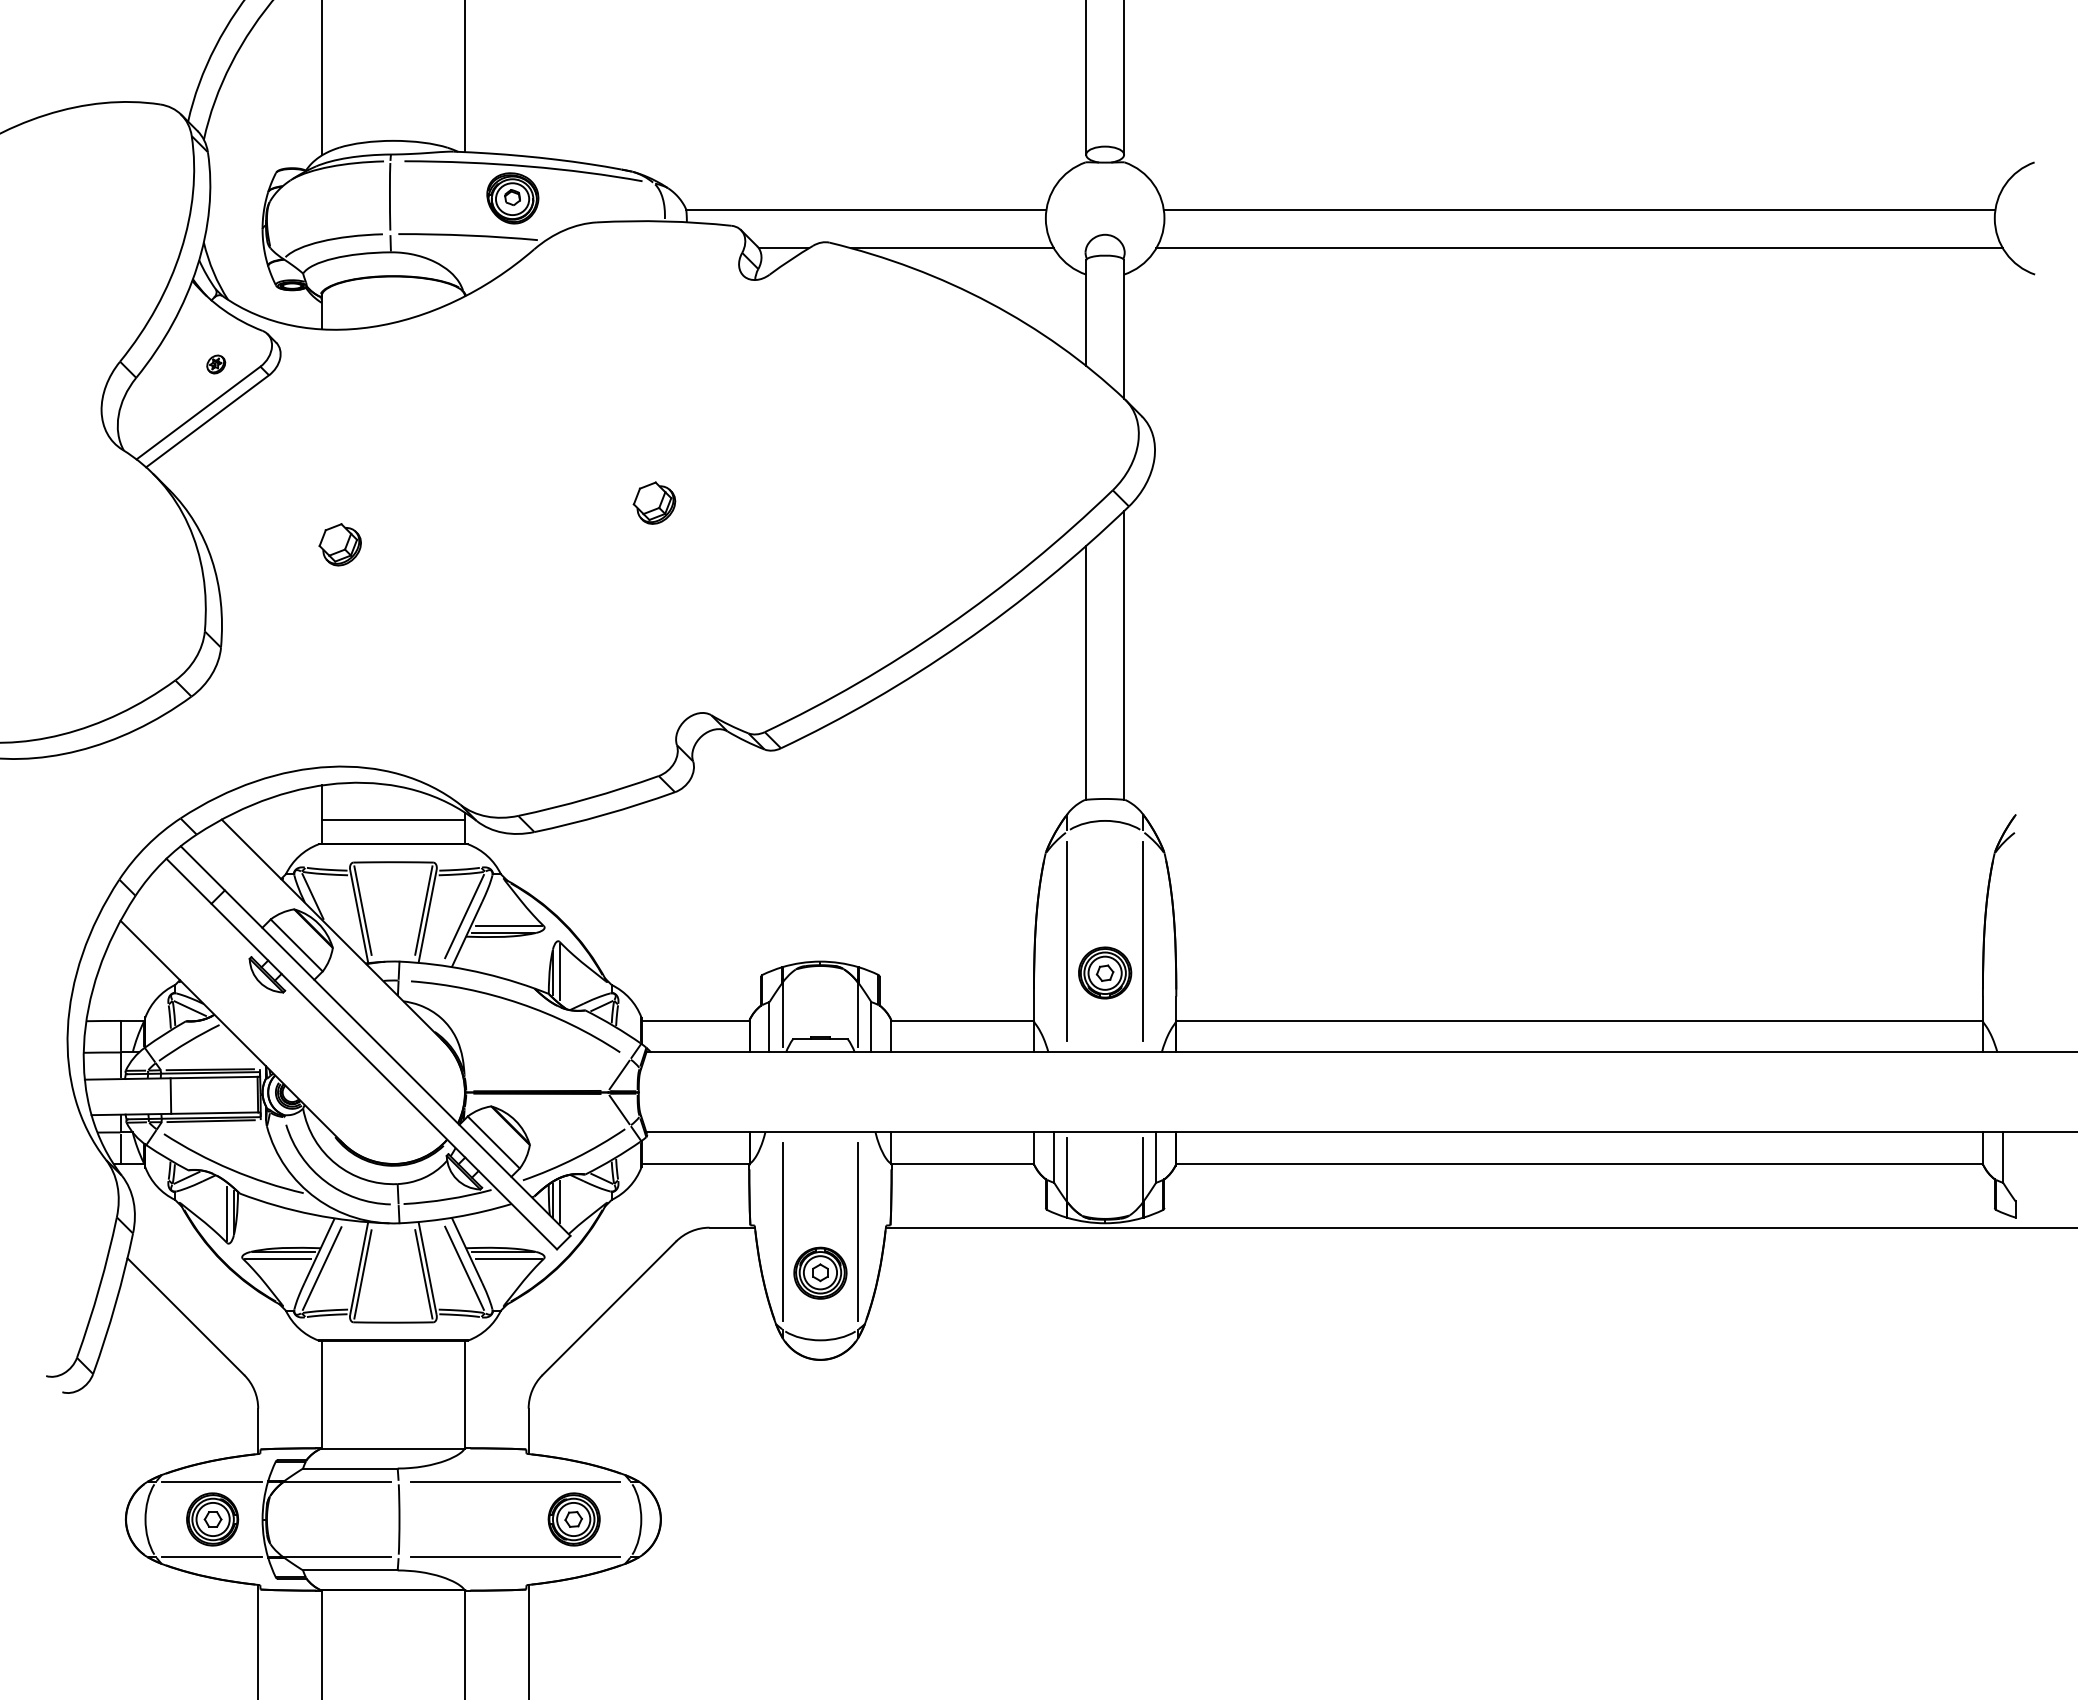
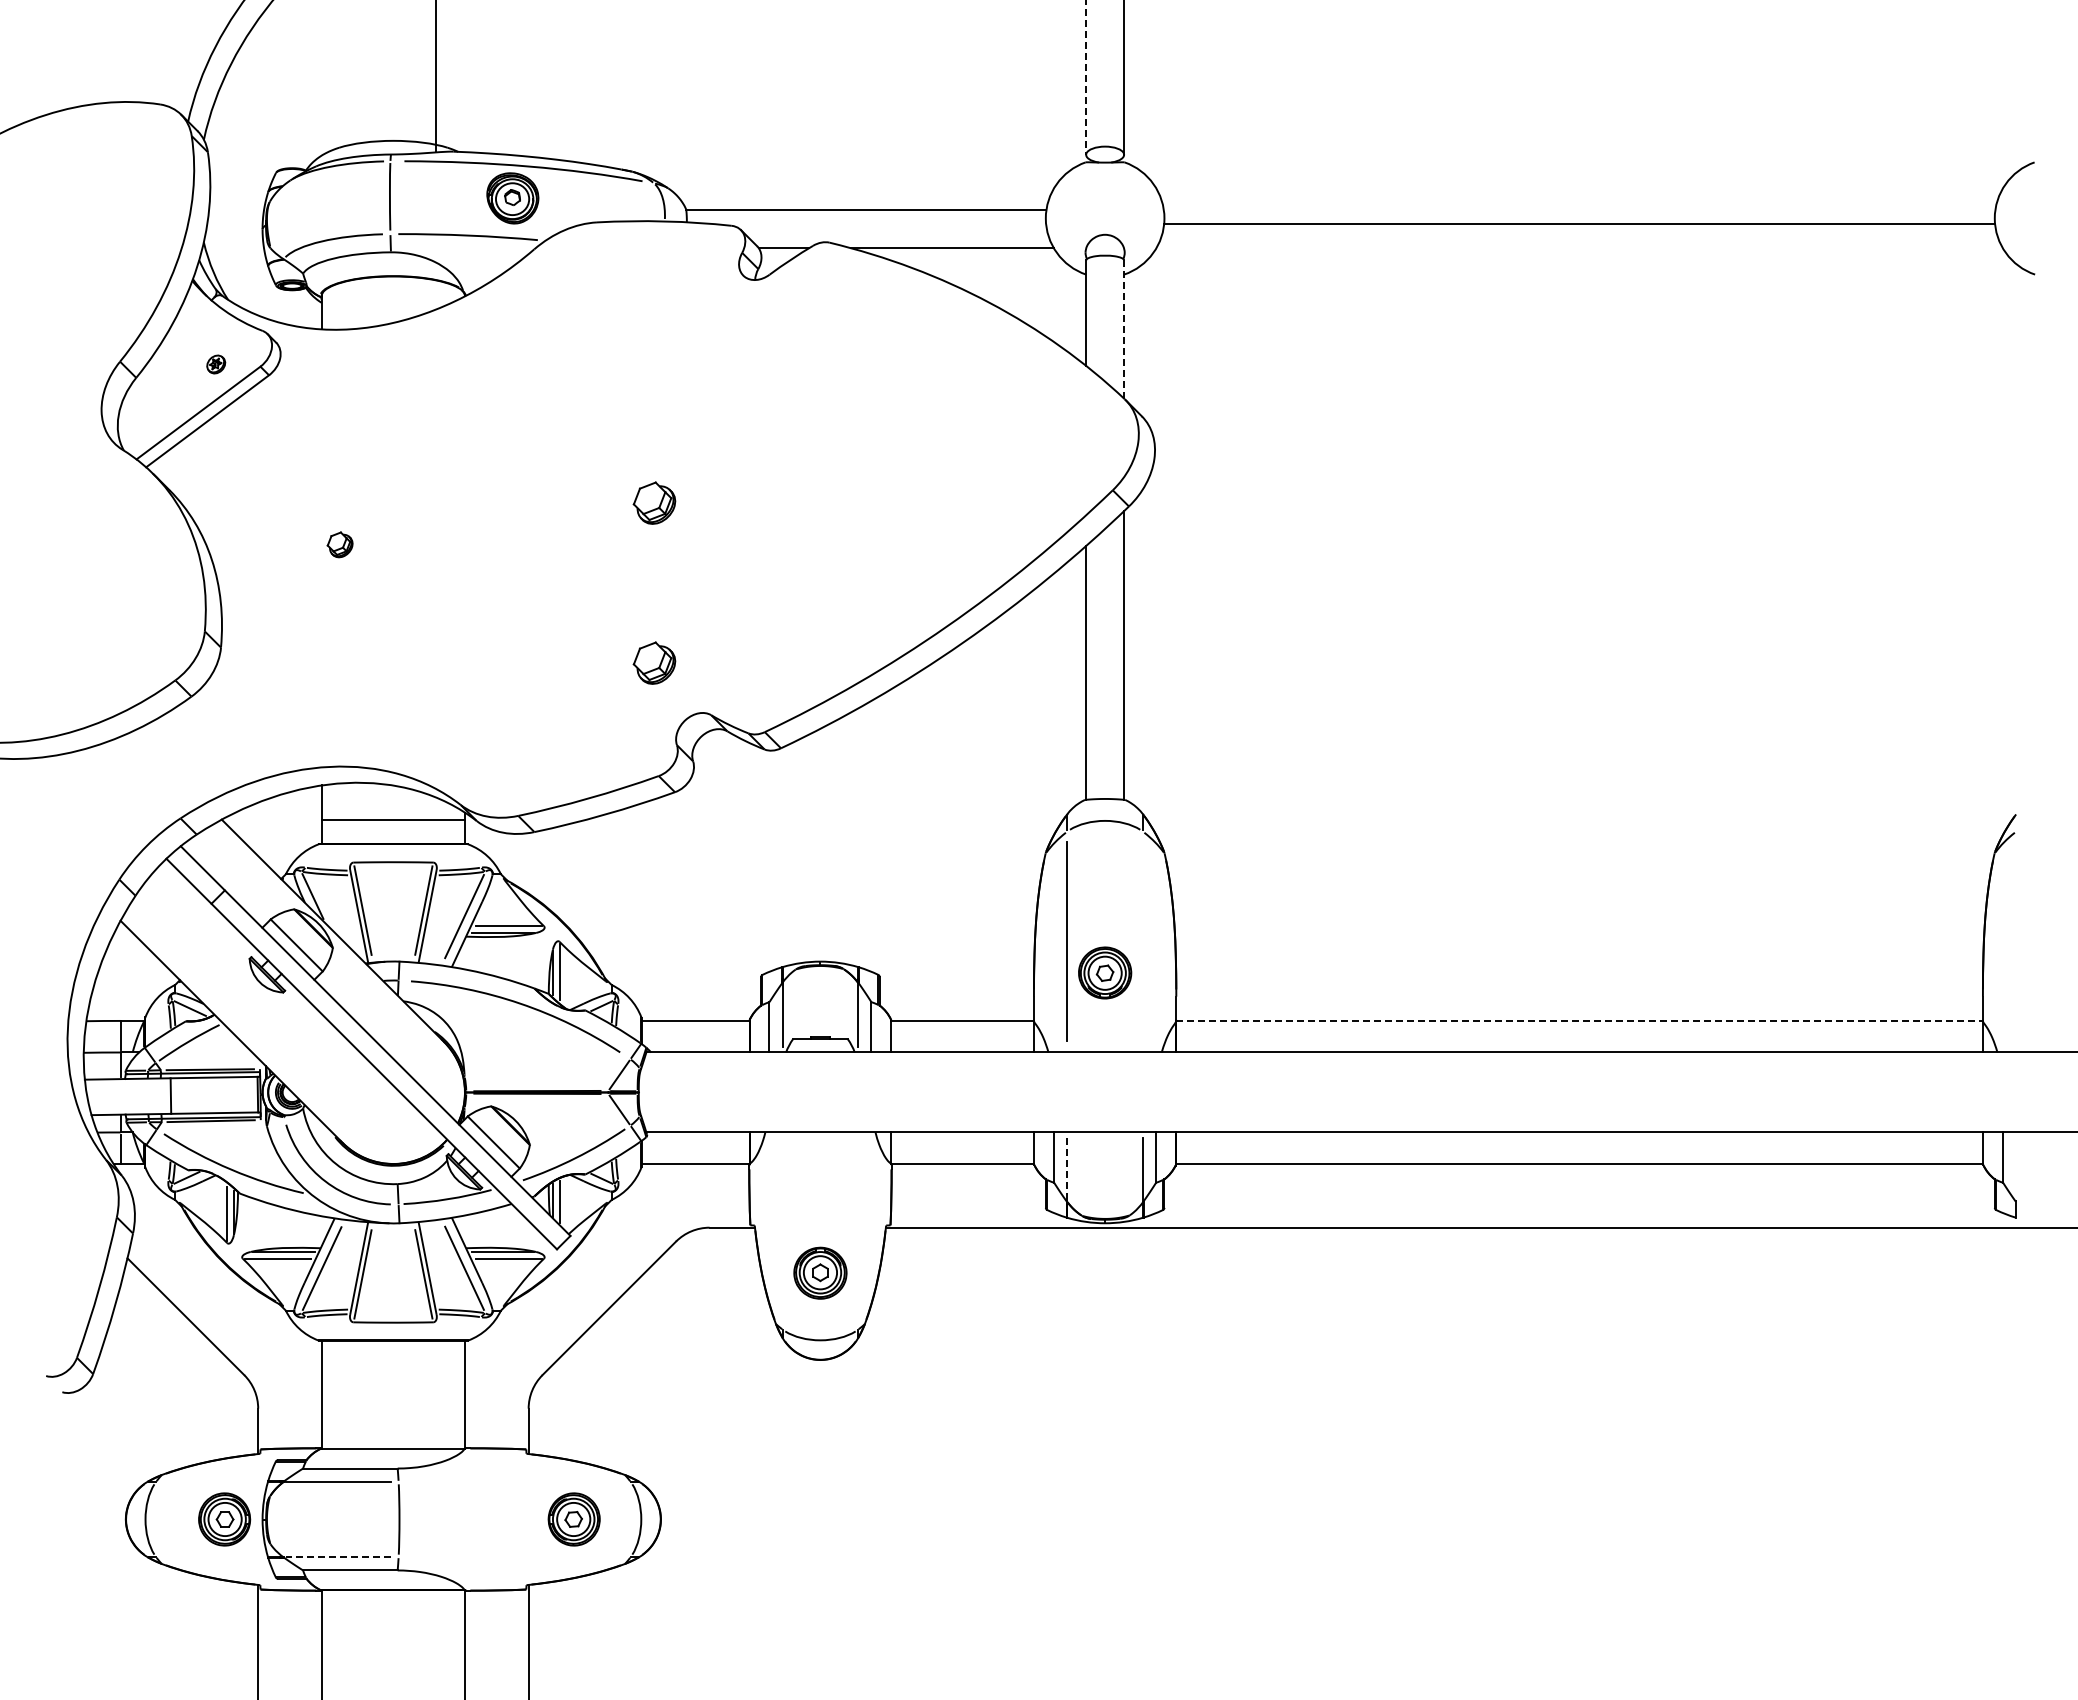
line position: (464, 77) -> (435, 77) (435, 77)
line: solid -> dashed (1086, 77)
line: present -> none (321, 78)
line position: (1579, 210) -> (1579, 224) (1579, 224)
line: present -> none (1579, 248)
line: solid -> dashed (1124, 330)
part size: 44x44 px -> 28x28 px (339, 544)
part: none -> present (654, 662)
line: present -> none (1143, 940)
line: solid -> dashed (1580, 1020)
line: solid -> dashed (1067, 1169)
line: present -> none (782, 1231)
line: present -> none (858, 1231)
line: present -> none (211, 1481)
line: present -> none (515, 1481)
part position: (212, 1519) -> (224, 1519) (224, 1519)
line: present -> none (211, 1557)
line: solid -> dashed (338, 1557)
line: present -> none (515, 1557)
